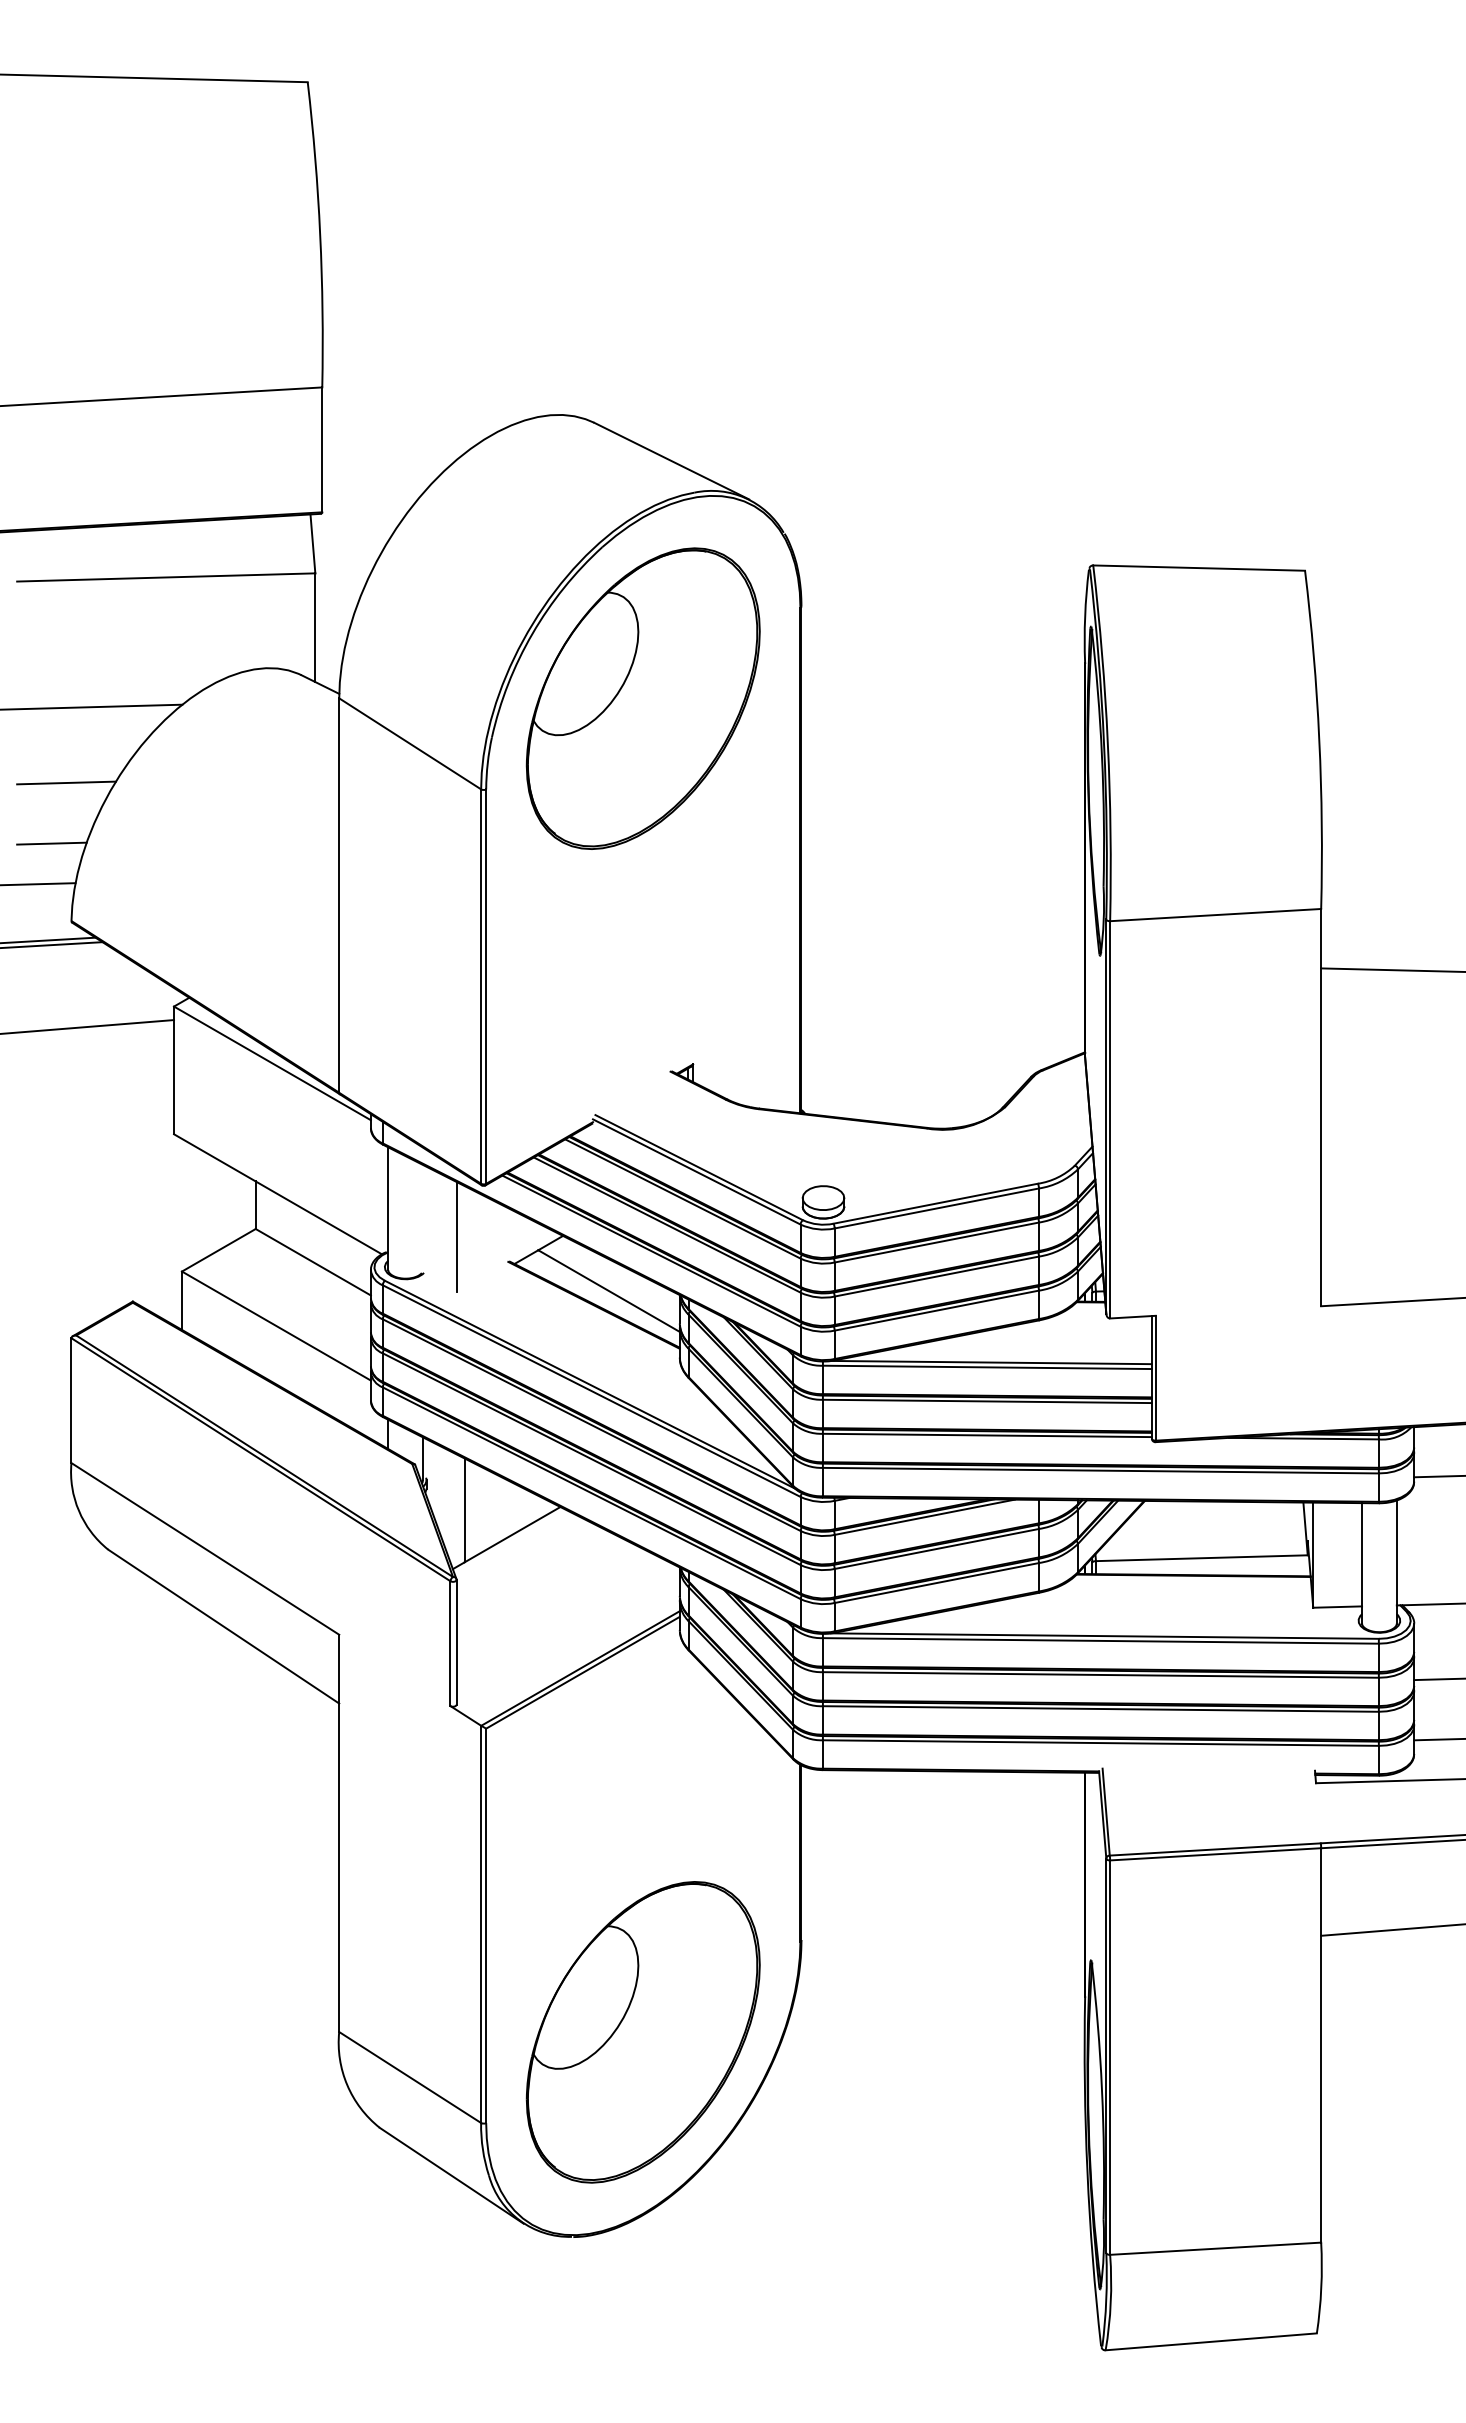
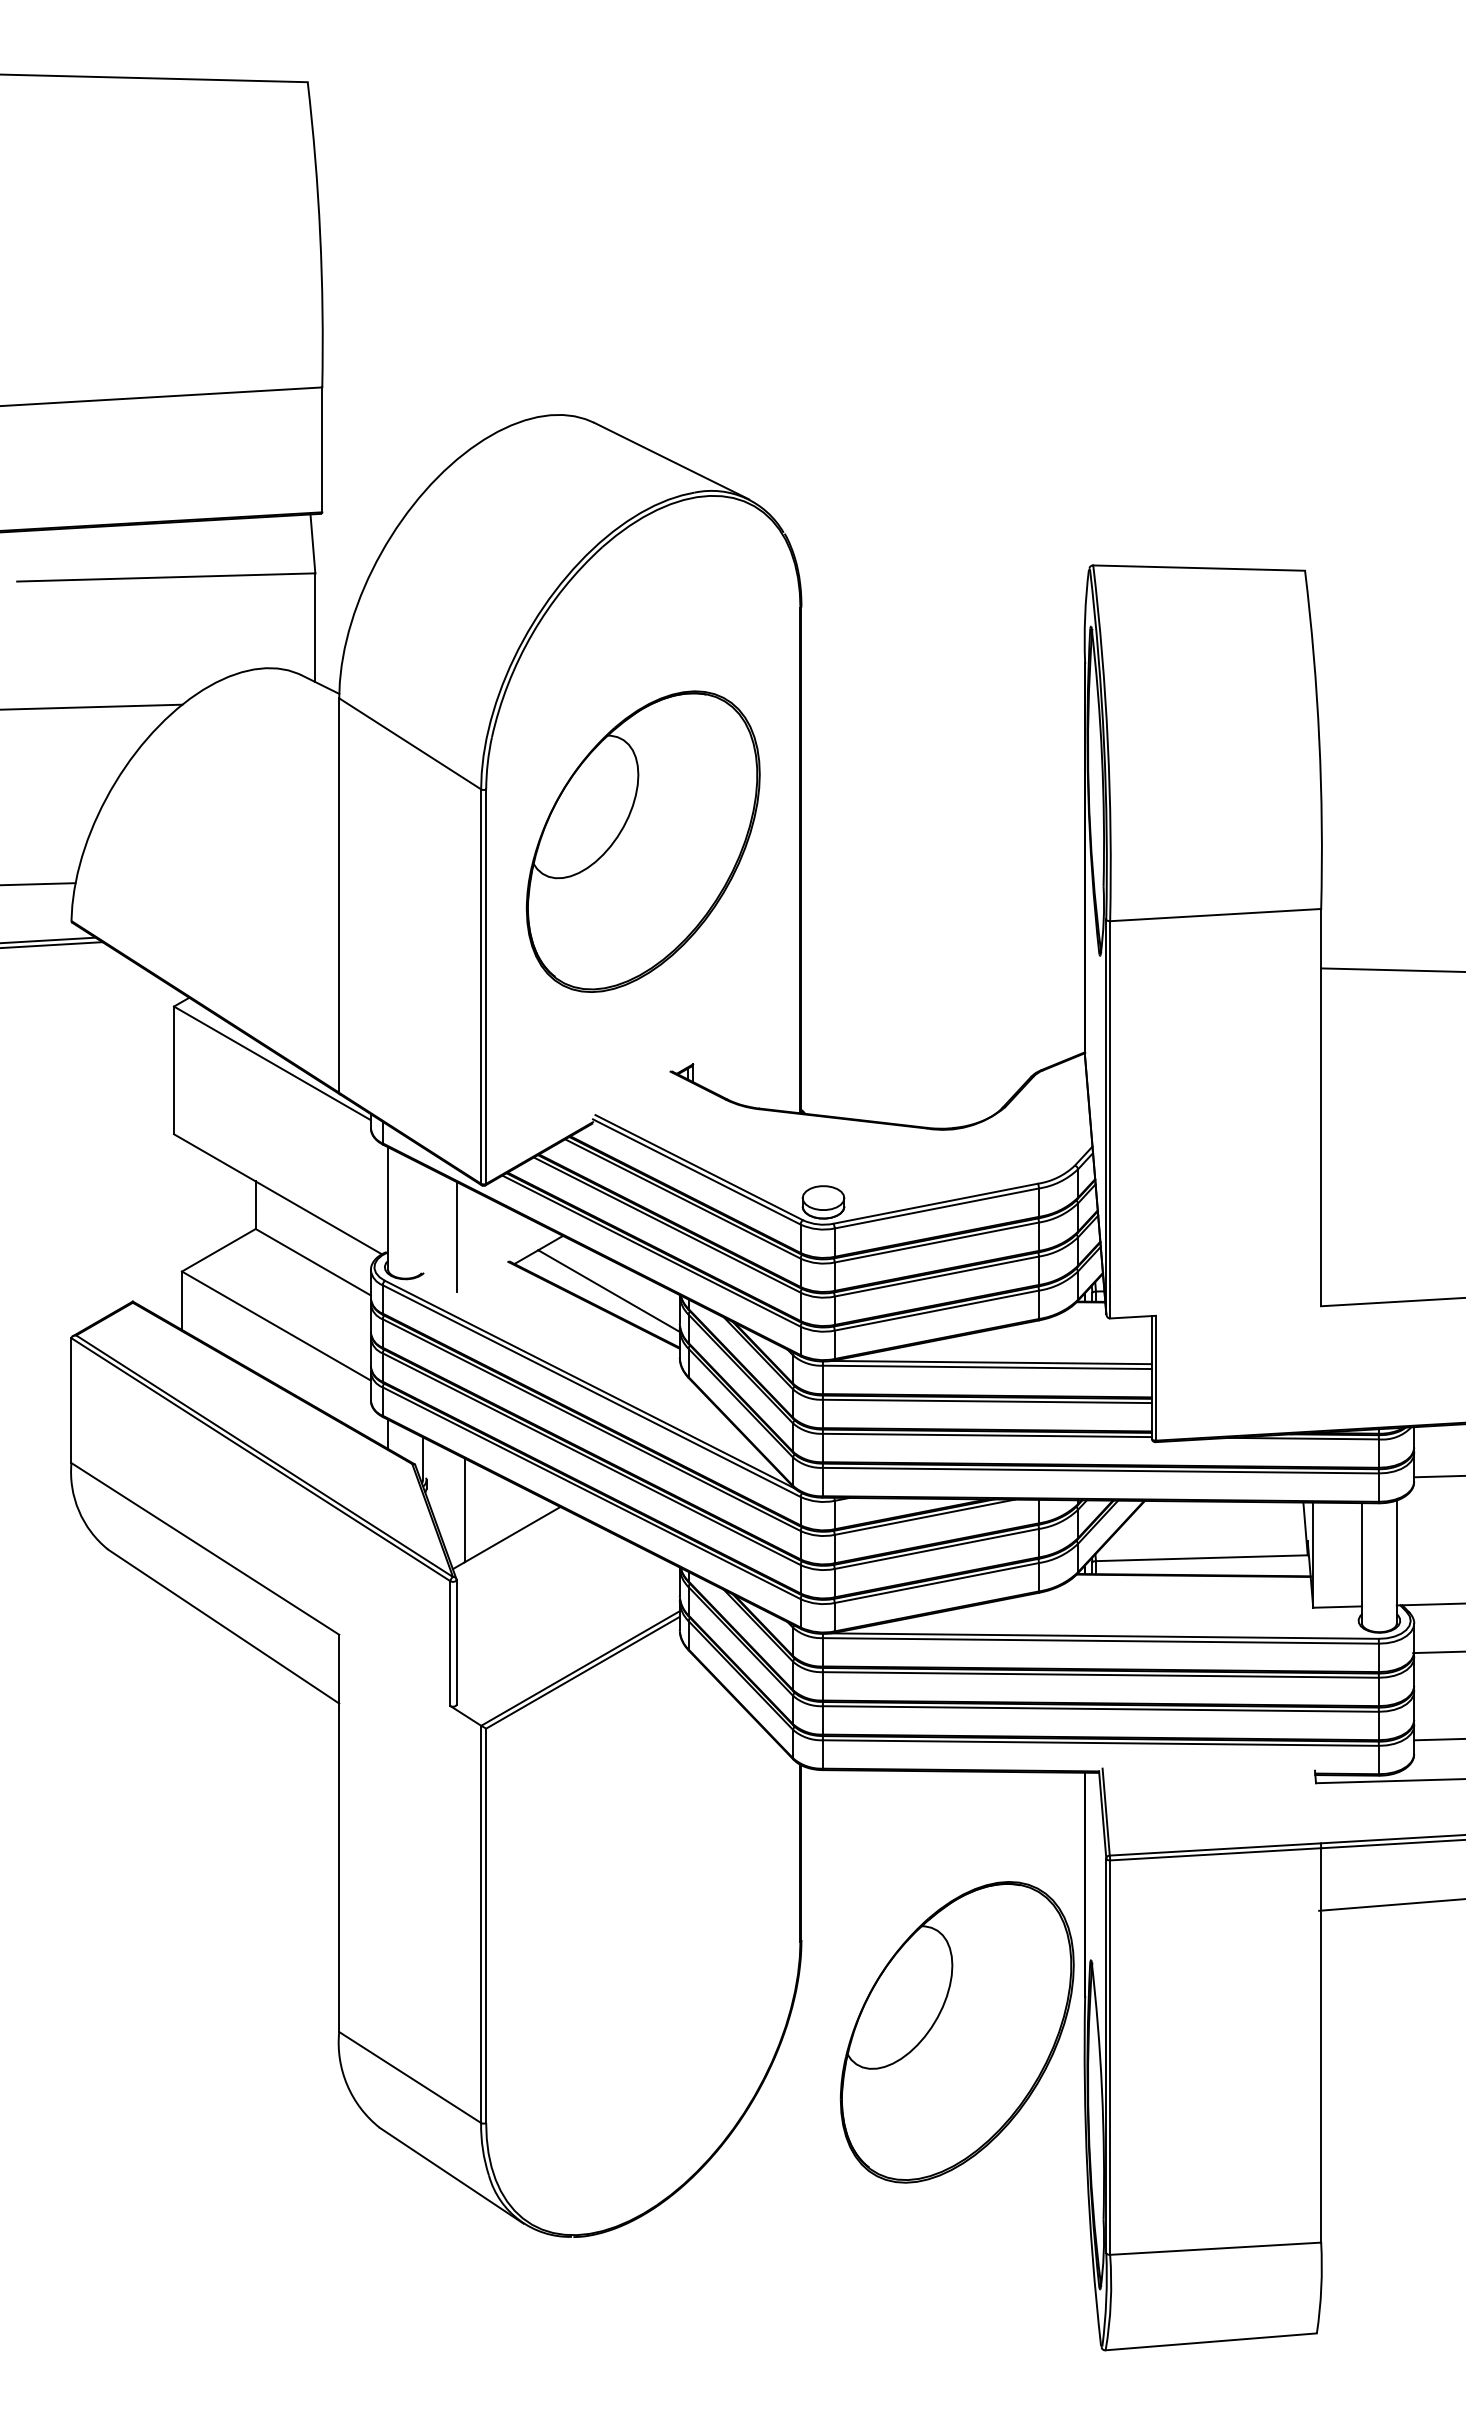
part position: (642, 698) -> (642, 841) (642, 841)
line: present -> none (66, 782)
line: present -> none (51, 843)
line: present -> none (88, 1026)
line position: (1438, 1679) -> (1437, 1652) (1437, 1652)
line position: (1391, 1929) -> (1390, 1904) (1390, 1904)
part position: (642, 2032) -> (956, 2032) (956, 2032)
